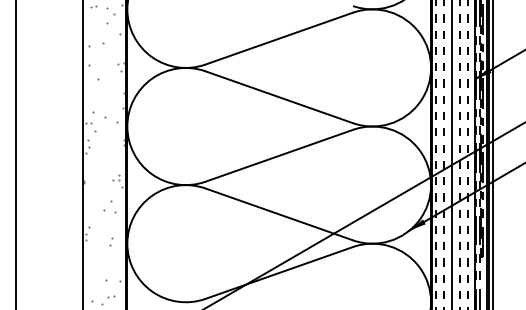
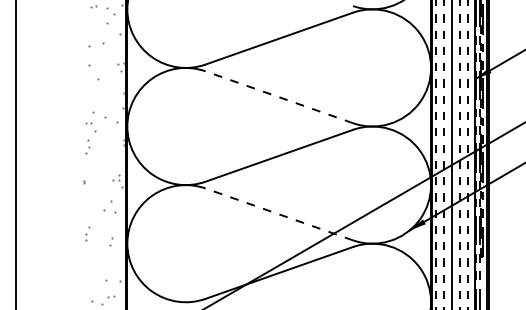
line: solid -> dashed (278, 97)
line: present -> none (83, 154)
line: present -> none (493, 154)
line: solid -> dashed (278, 214)
